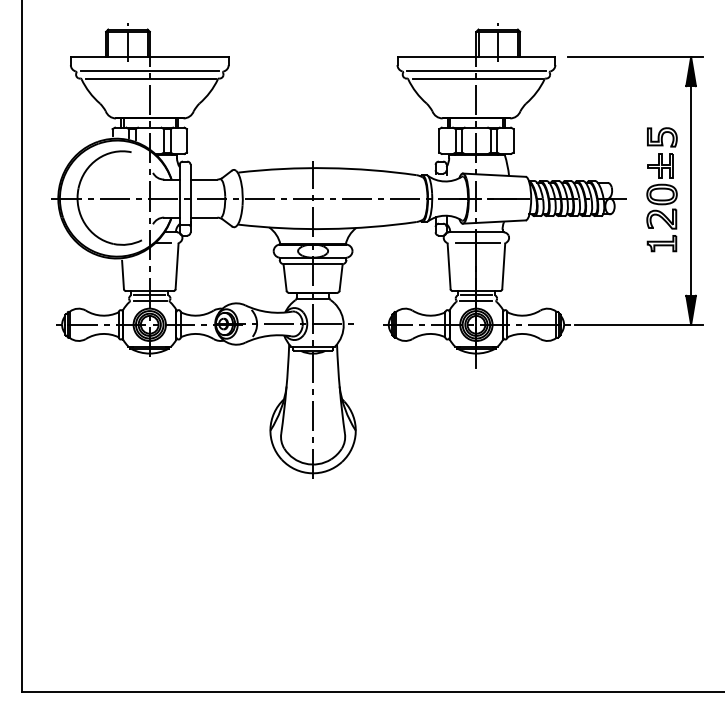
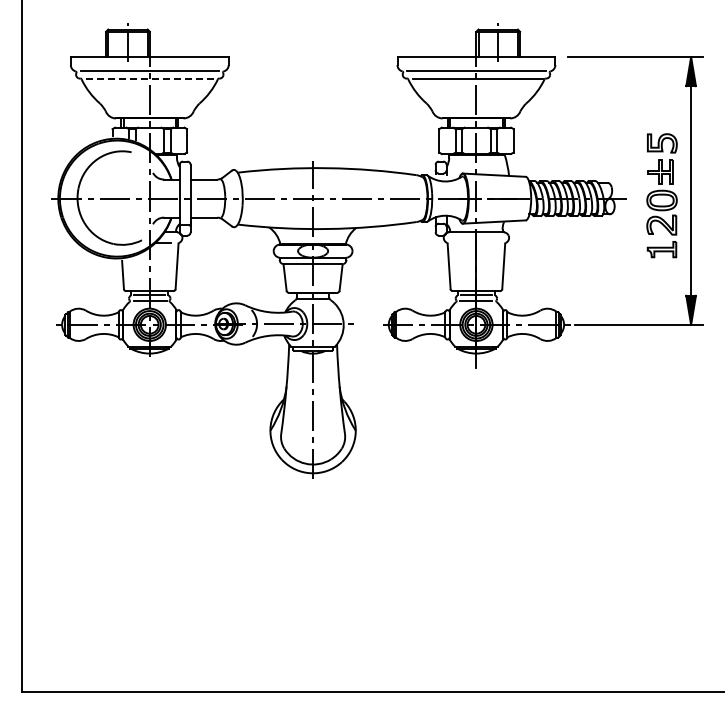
line: solid -> dashed (151, 78)
part position: (661, 189) -> (661, 195) (661, 195)
line: present -> none (477, 243)
